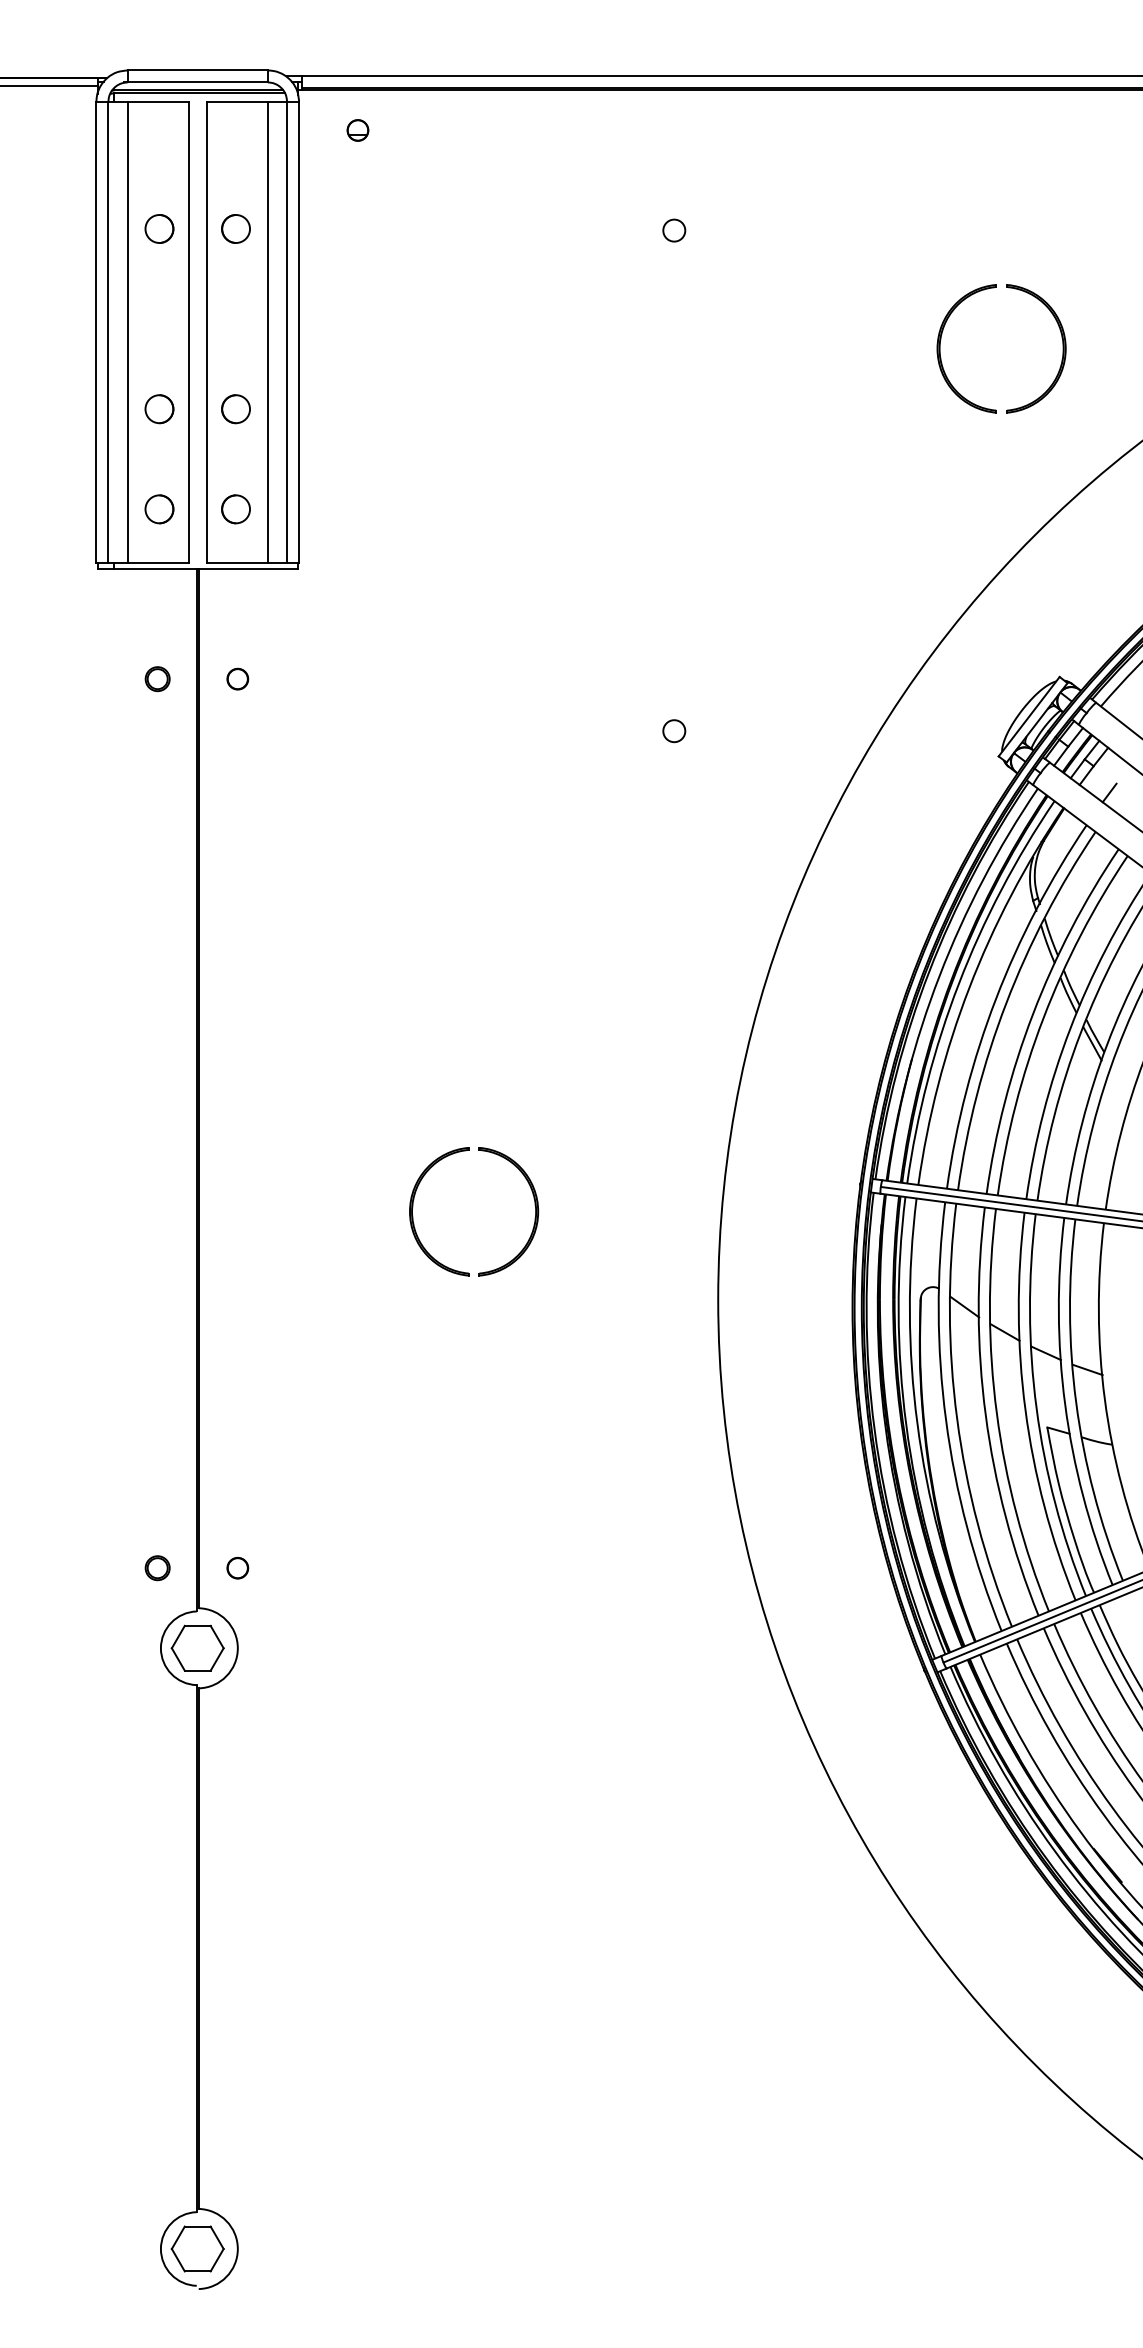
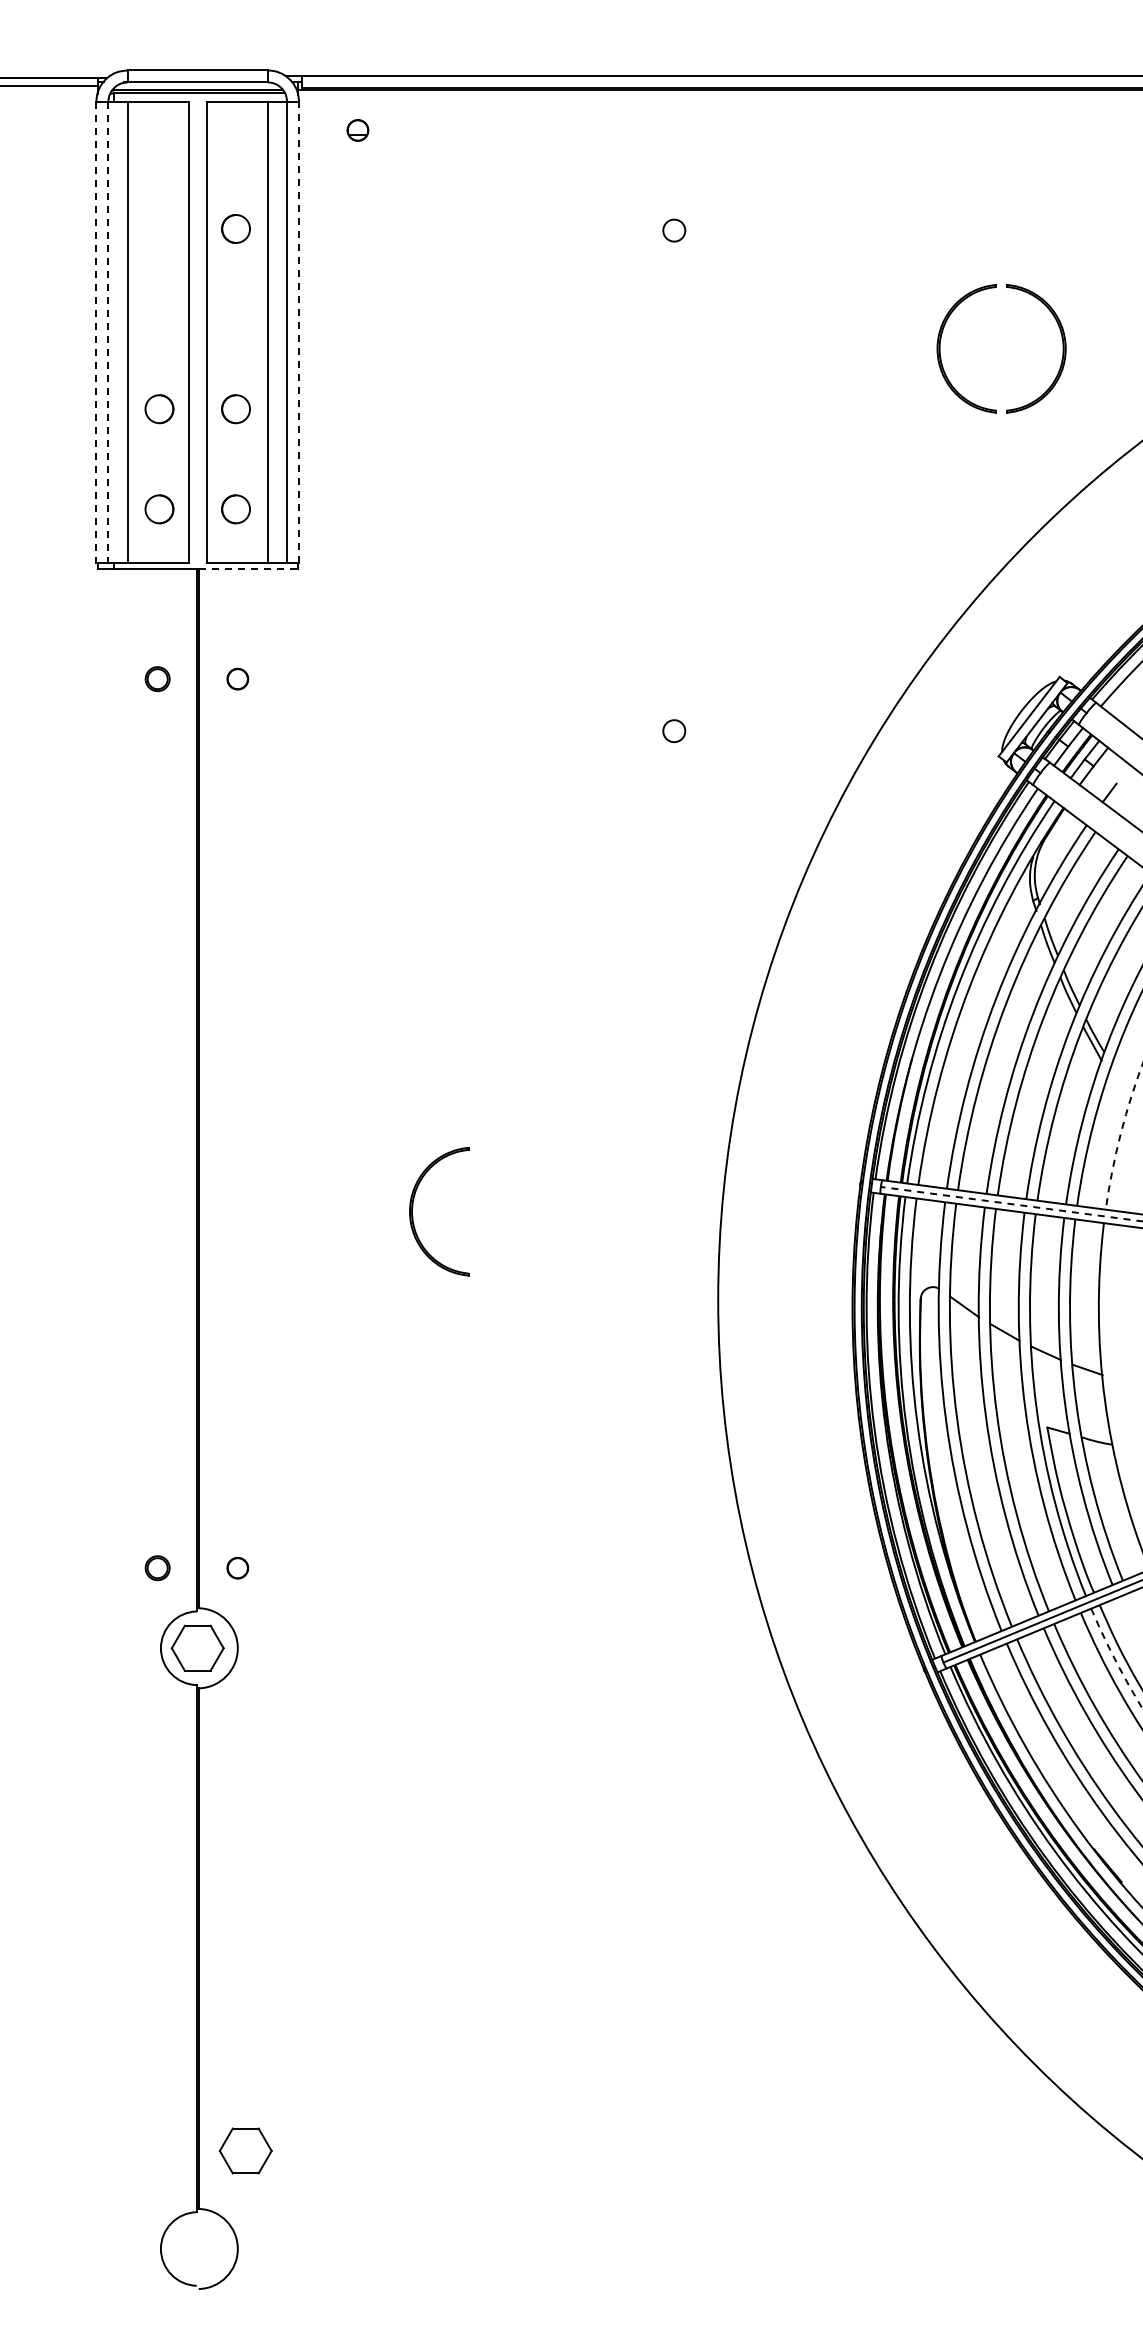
part: present -> none (159, 228)
line: solid -> dashed (96, 332)
line: solid -> dashed (108, 332)
line: solid -> dashed (299, 332)
line: solid -> dashed (248, 569)
arc: solid -> dashed (1120, 1135)
line: solid -> dashed (1011, 1204)
part: present -> none (534, 1205)
arc: solid -> dashed (1115, 1660)
part position: (197, 2248) -> (245, 2150) (245, 2150)
